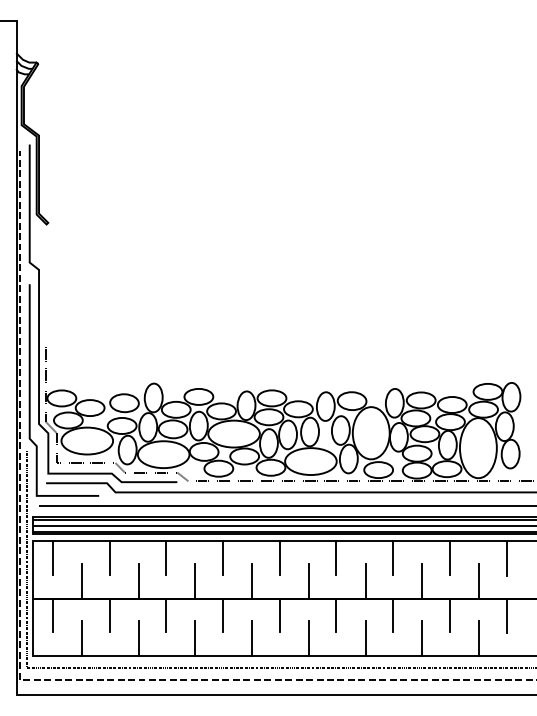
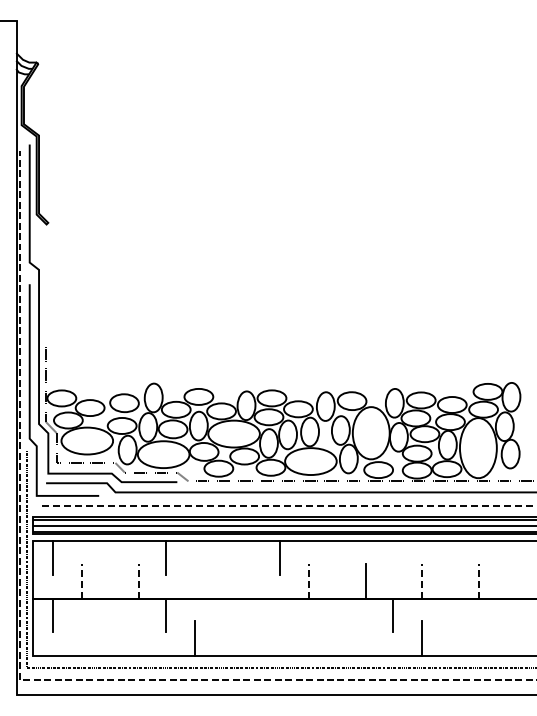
line: solid -> dashed (287, 506)
line: present -> none (109, 557)
line: present -> none (222, 557)
line: present -> none (336, 557)
line: present -> none (393, 557)
line: present -> none (449, 557)
line: present -> none (507, 558)
line: solid -> dashed (81, 580)
line: solid -> dashed (138, 580)
line: present -> none (195, 580)
line: present -> none (252, 580)
line: solid -> dashed (308, 580)
line: solid -> dashed (422, 580)
line: solid -> dashed (478, 580)
line: present -> none (109, 615)
line: present -> none (222, 615)
line: present -> none (279, 615)
line: present -> none (336, 615)
line: present -> none (449, 615)
line: present -> none (507, 616)
line: present -> none (81, 638)
line: present -> none (138, 638)
line: present -> none (252, 638)
line: present -> none (308, 638)
line: present -> none (365, 638)
line: present -> none (478, 638)
